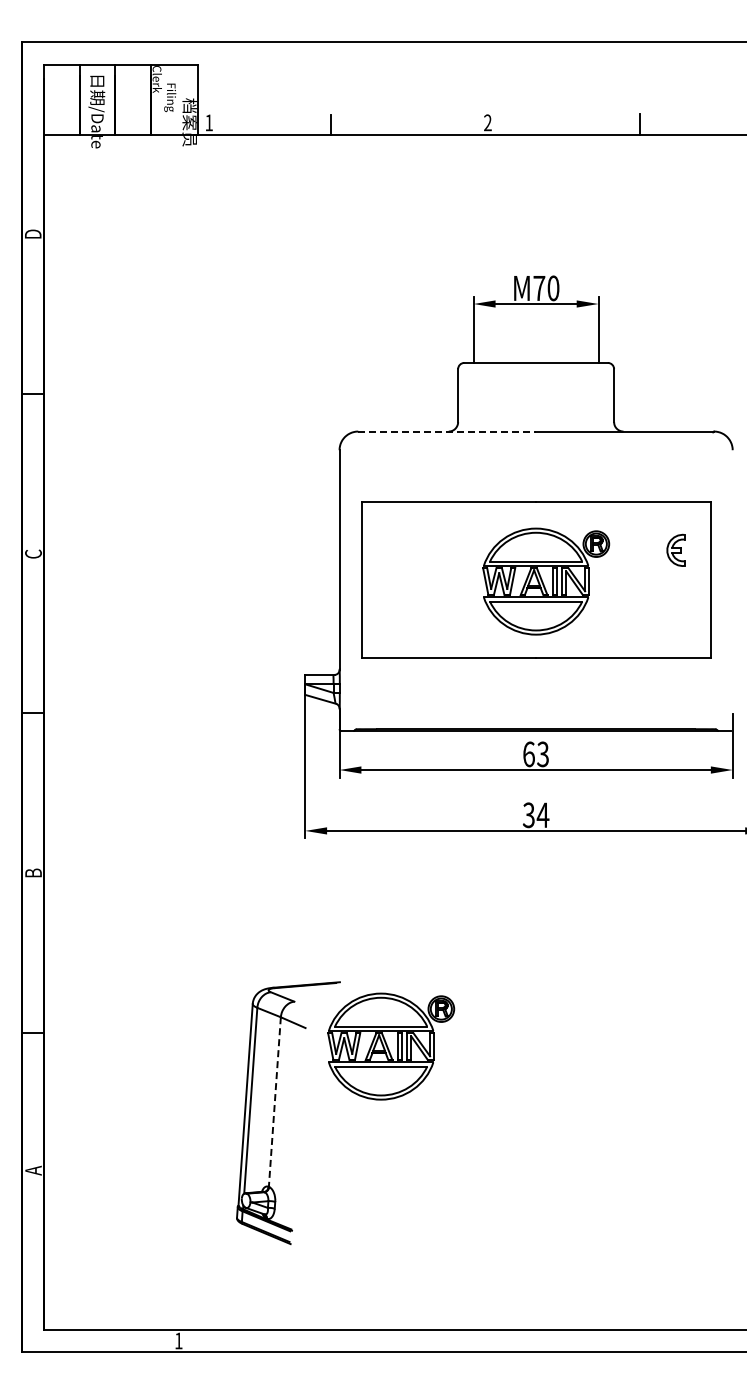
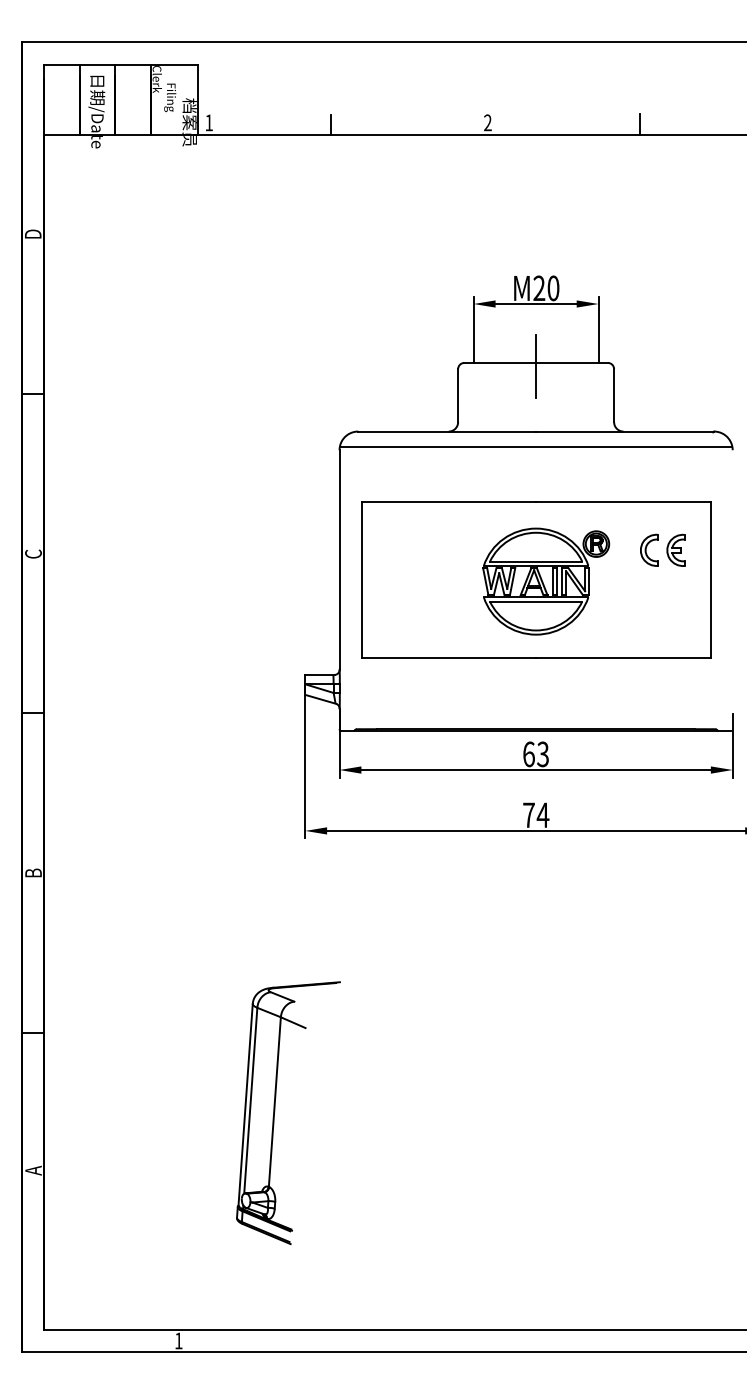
text: M70 -> M20 (539, 287)
line: none -> present (536, 366)
line: dashed -> solid (447, 431)
line: none -> present (535, 446)
part: none -> present (649, 549)
text: 34 -> 74 (528, 815)
part: present -> none (391, 1046)
line: dashed -> solid (274, 1102)
